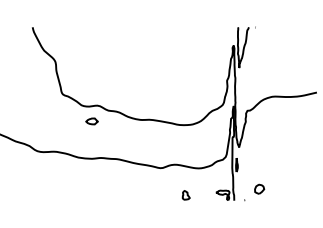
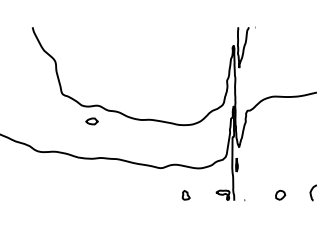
part position: (259, 188) -> (280, 194) (280, 194)
curve: none -> present (311, 192)
